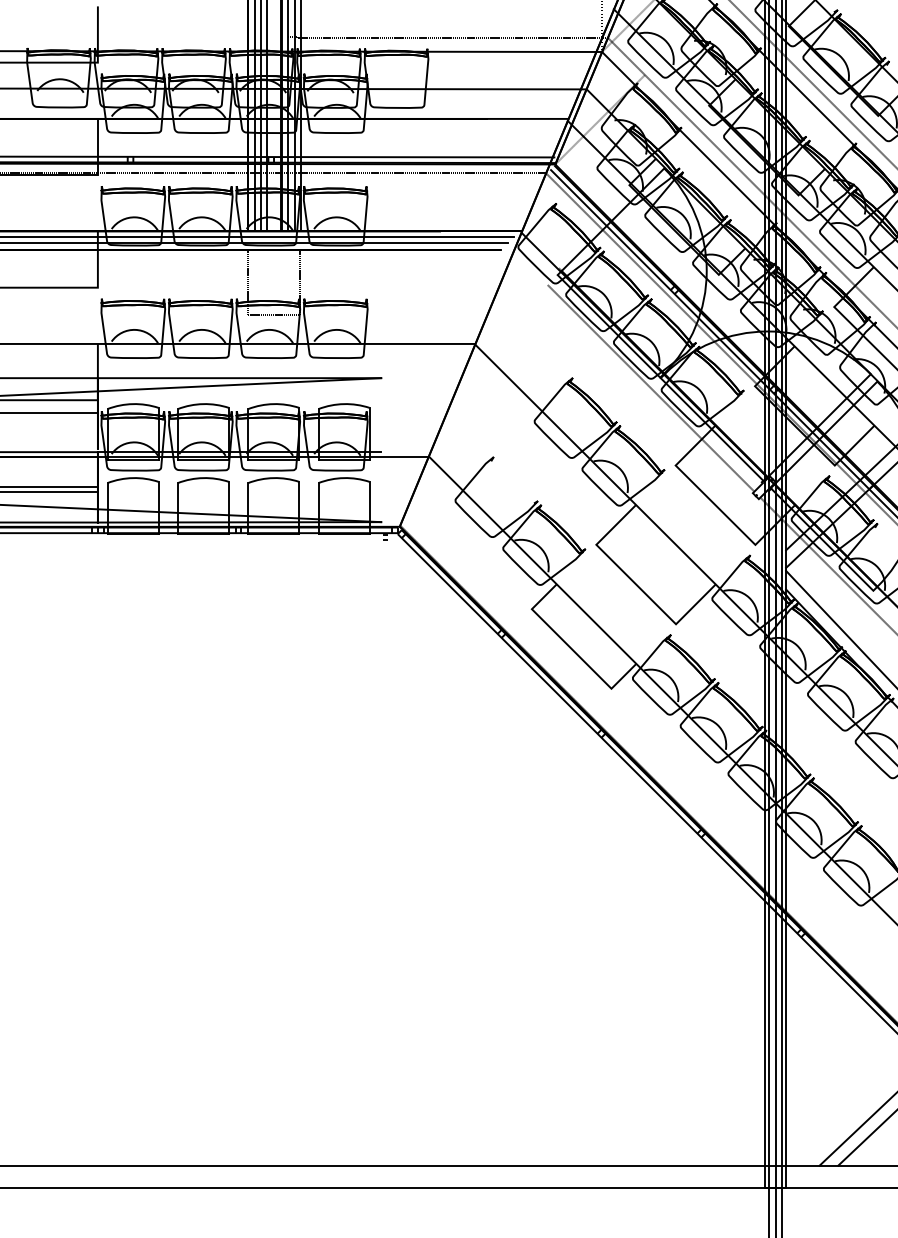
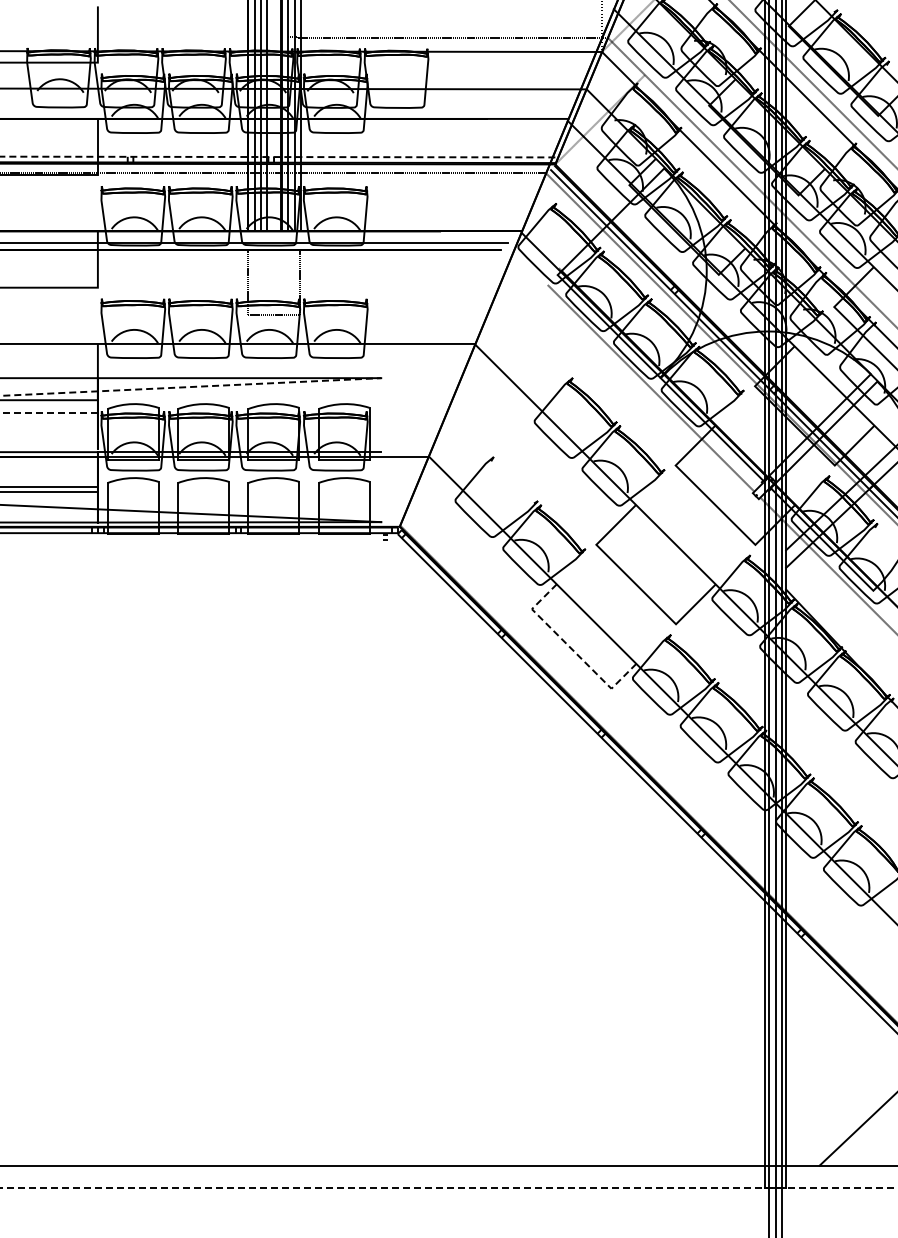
line: solid -> dashed (277, 157)
line: present -> none (258, 237)
line: solid -> dashed (191, 386)
line: solid -> dashed (49, 413)
line: present -> none (840, 627)
line: solid -> dashed (571, 648)
line: present -> none (866, 1138)
line: solid -> dashed (448, 1188)
